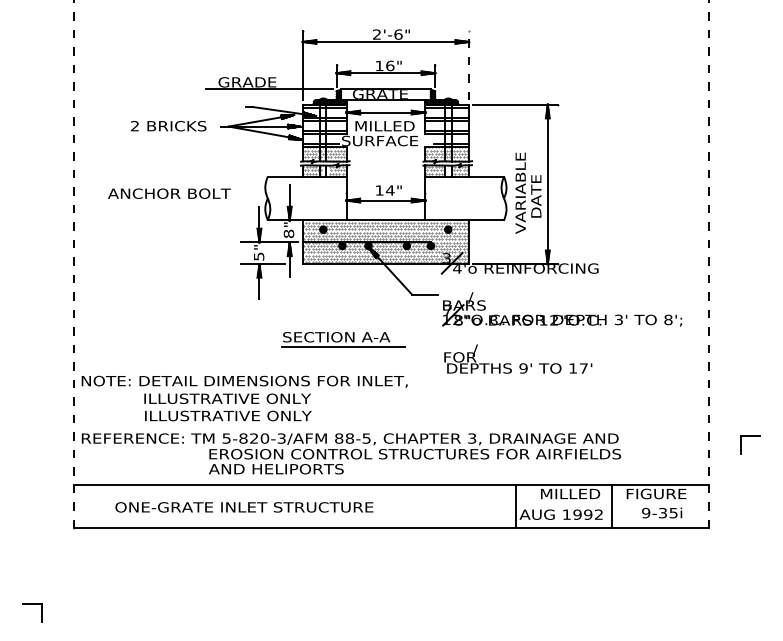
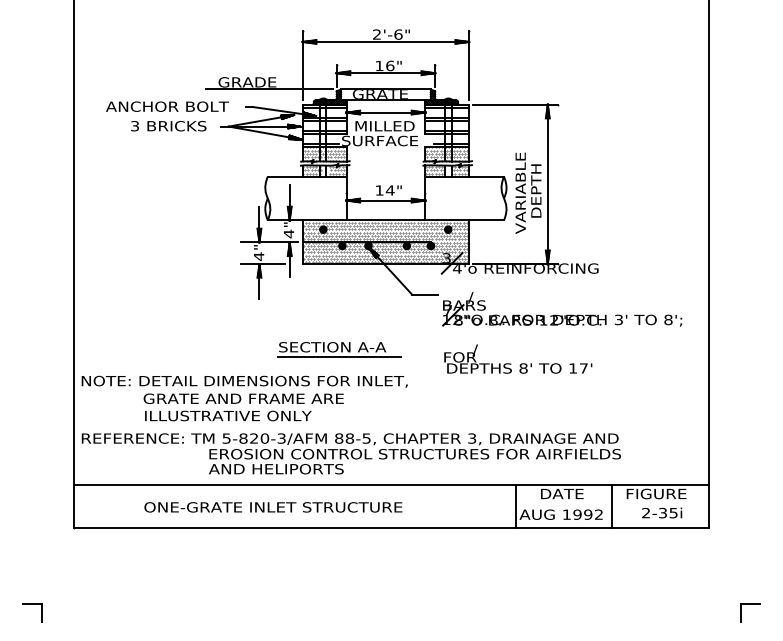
line: dashed -> solid (469, 65)
text: 2 -> 3 (134, 126)
text: DATE -> DEPTH (536, 184)
text position: (169, 193) -> (167, 106) (167, 106)
text: 8" -> 4" (288, 233)
text: 5" -> 4" (259, 256)
line: dashed -> solid (74, 264)
line: dashed -> solid (708, 264)
part position: (343, 339) -> (339, 349) (339, 349)
text: 9' -> 8' (523, 368)
text: ILLUSTRATIVE ONLY -> GRATE AND FRAME ARE (243, 398)
part position: (750, 436) -> (750, 604) (750, 604)
text: MILLED -> DATE (571, 493)
text position: (244, 507) -> (273, 507) (273, 507)
text: 9-35i -> 2-35i (646, 513)
